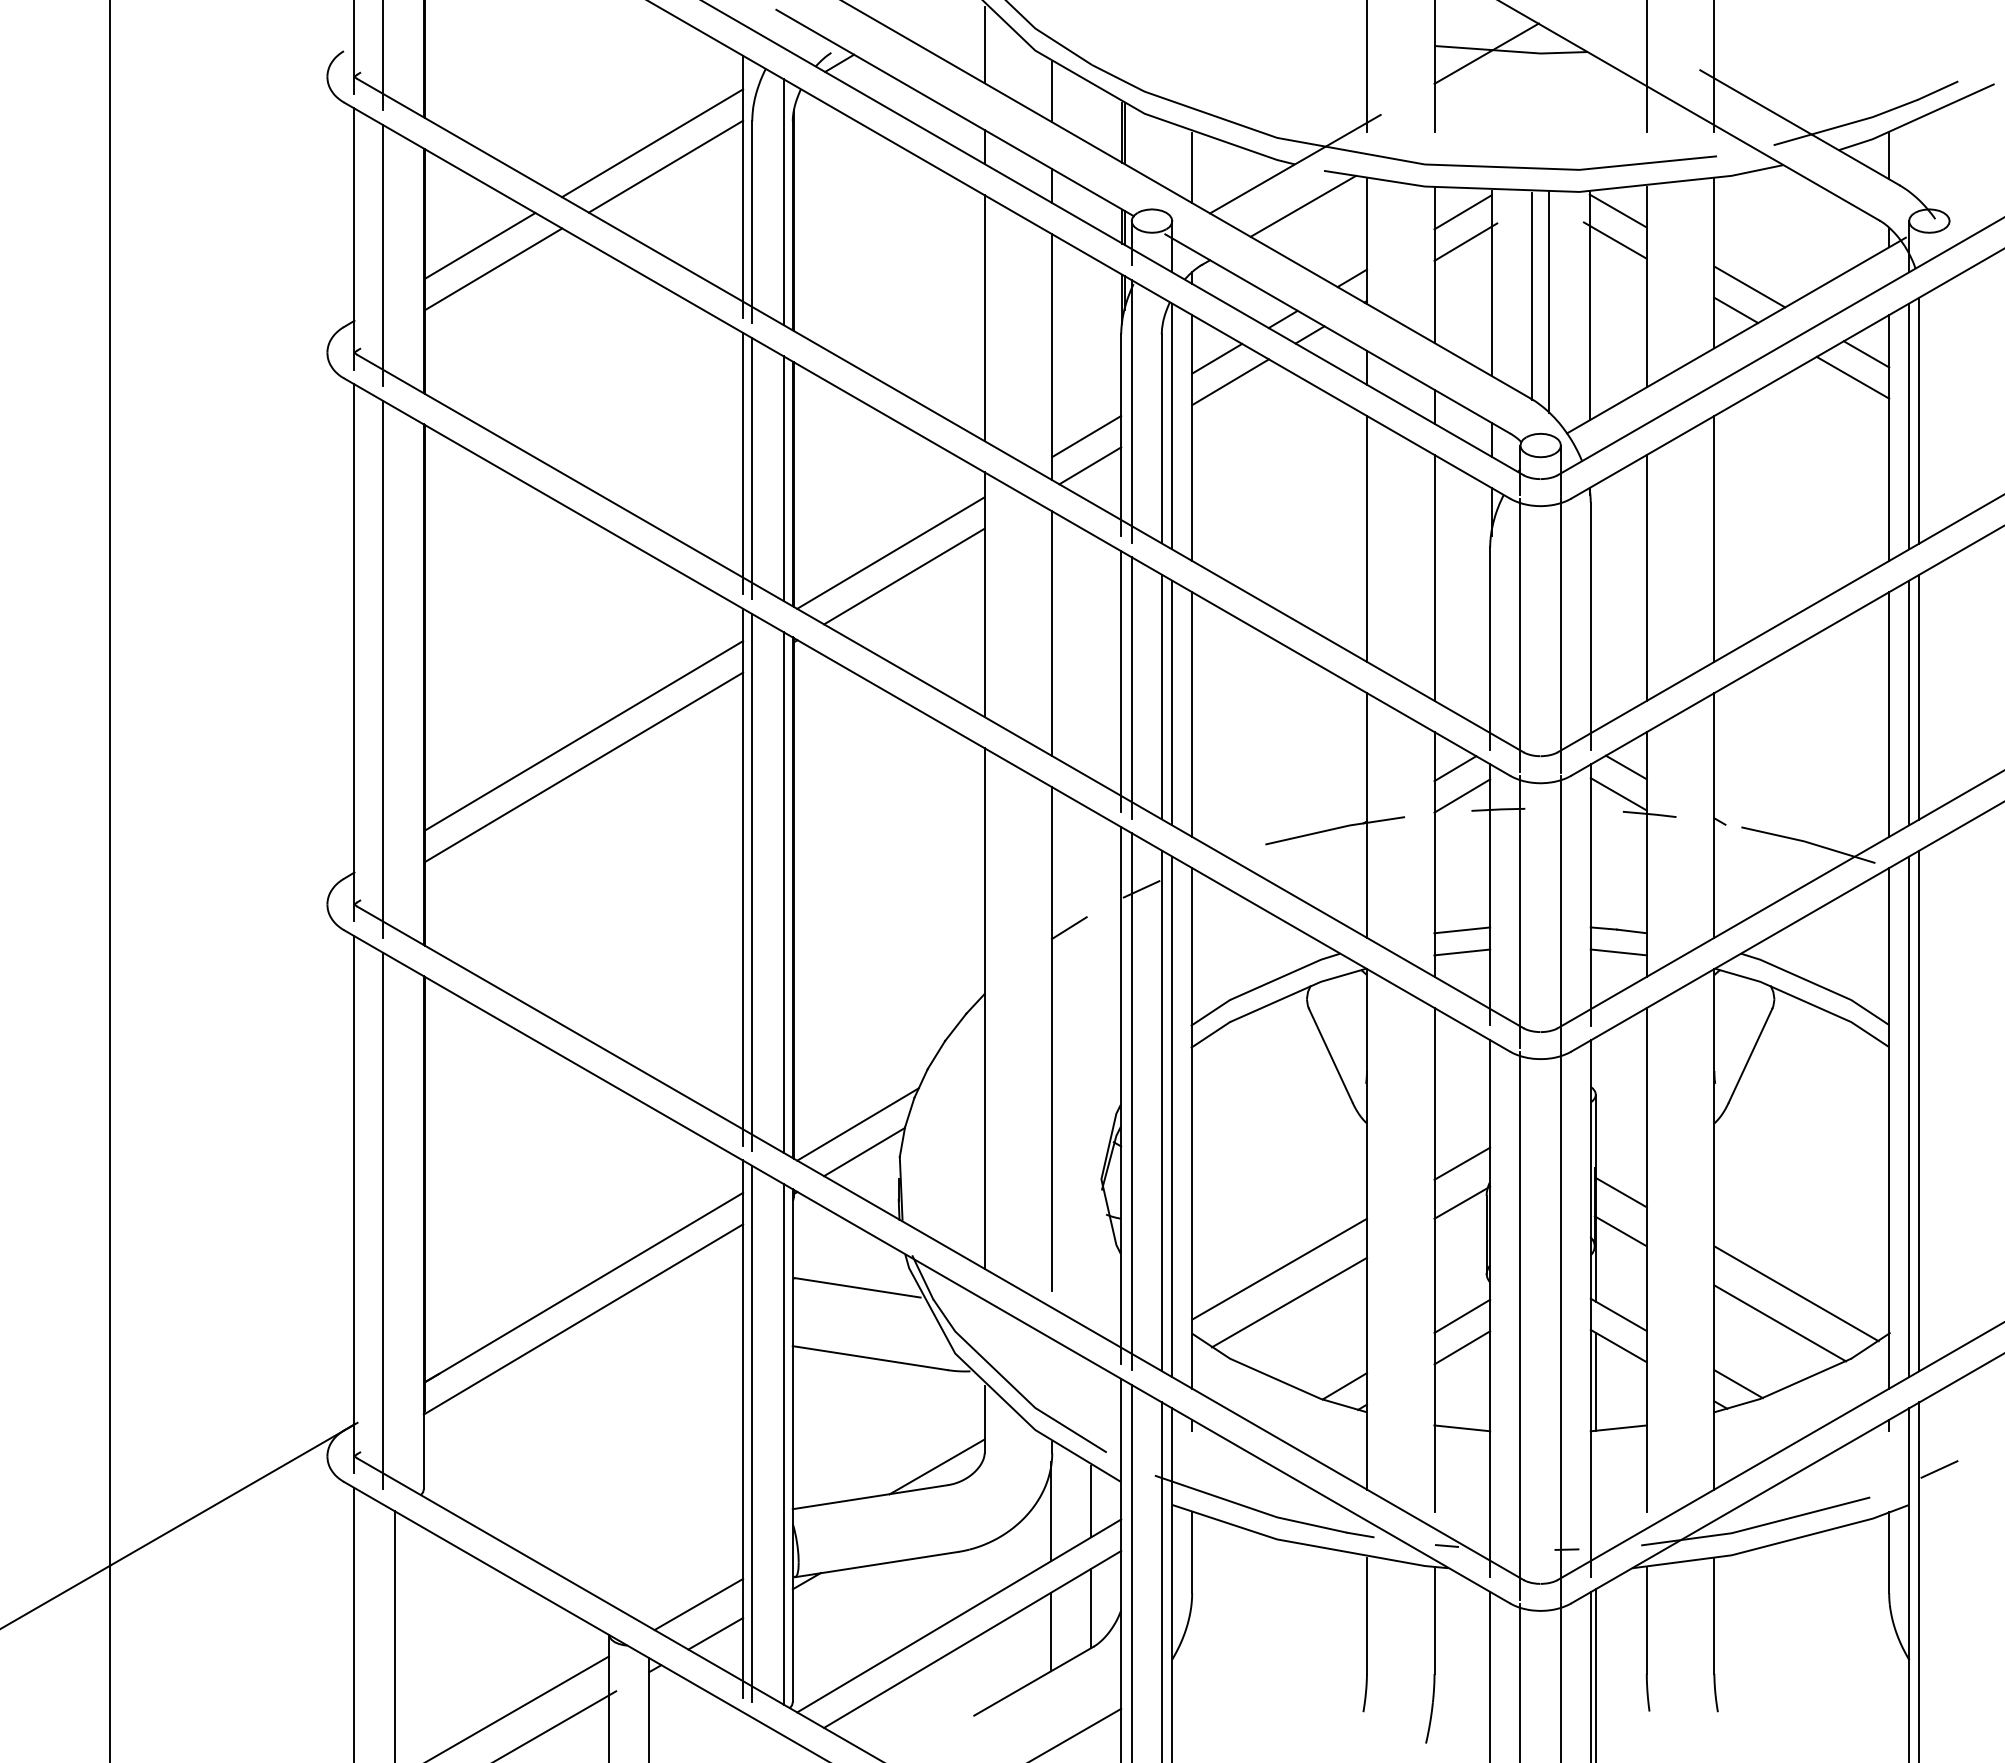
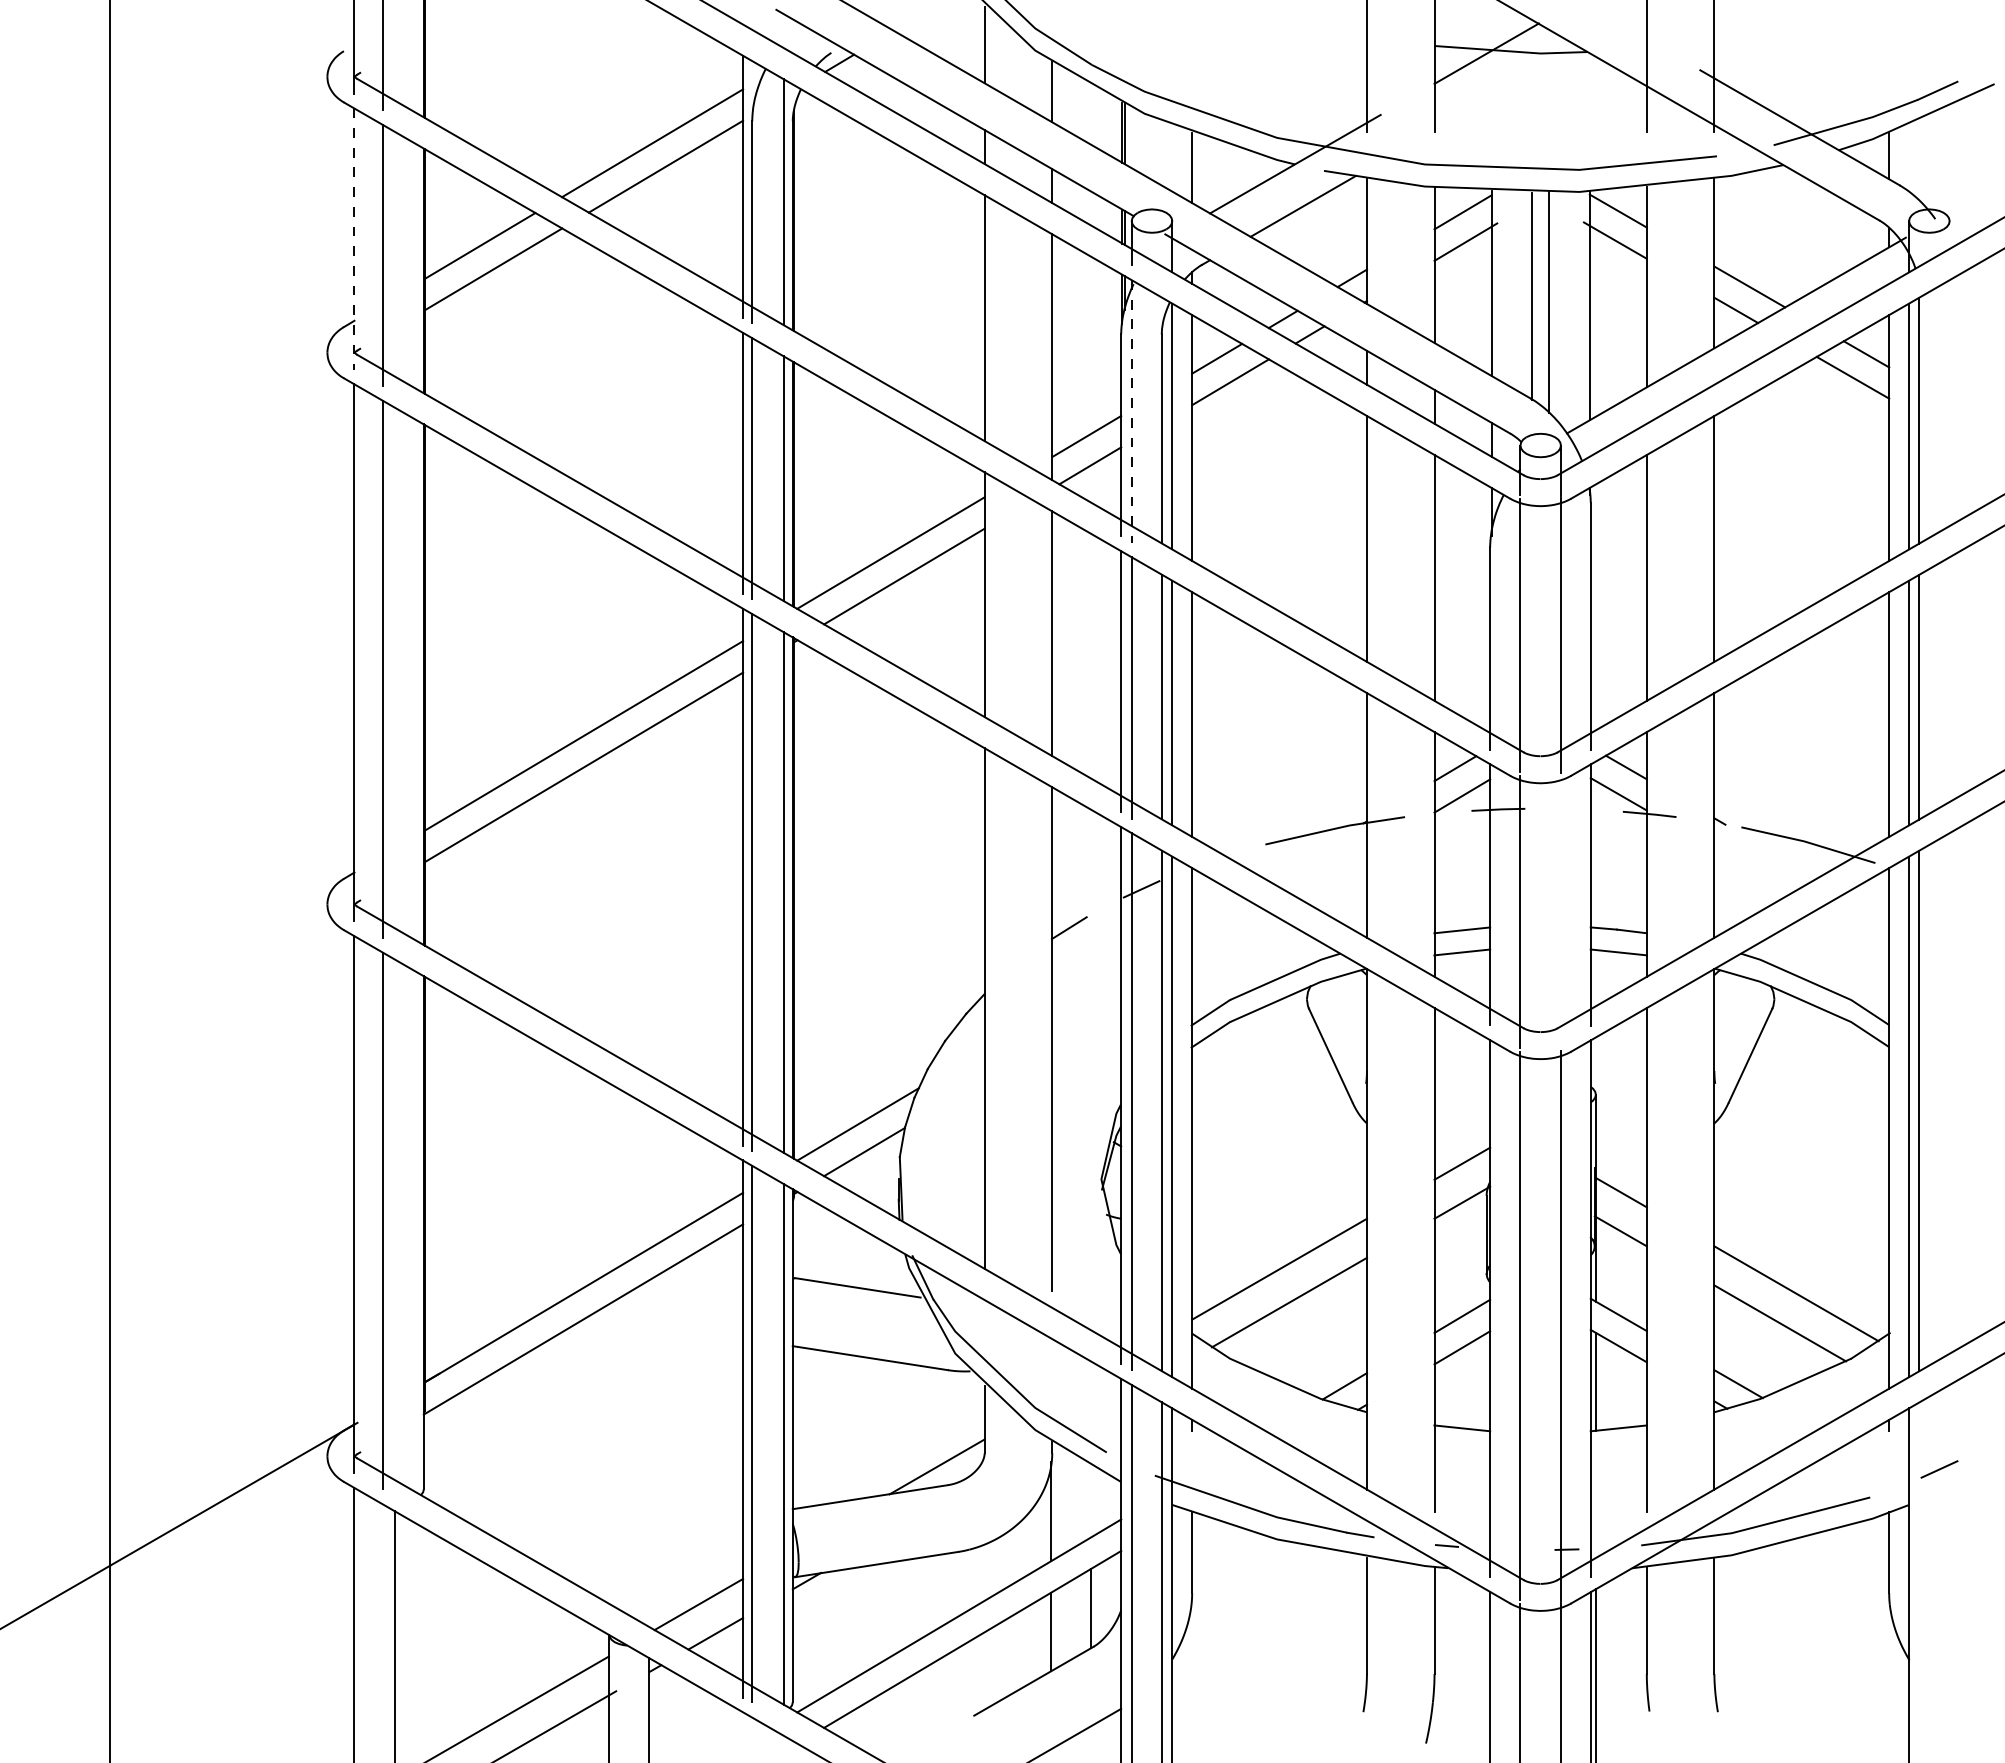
line: solid -> dashed (354, 239)
line: solid -> dashed (1131, 411)
line: present -> none (1560, 911)
line: present -> none (1091, 1501)
line: present -> none (1919, 1580)
